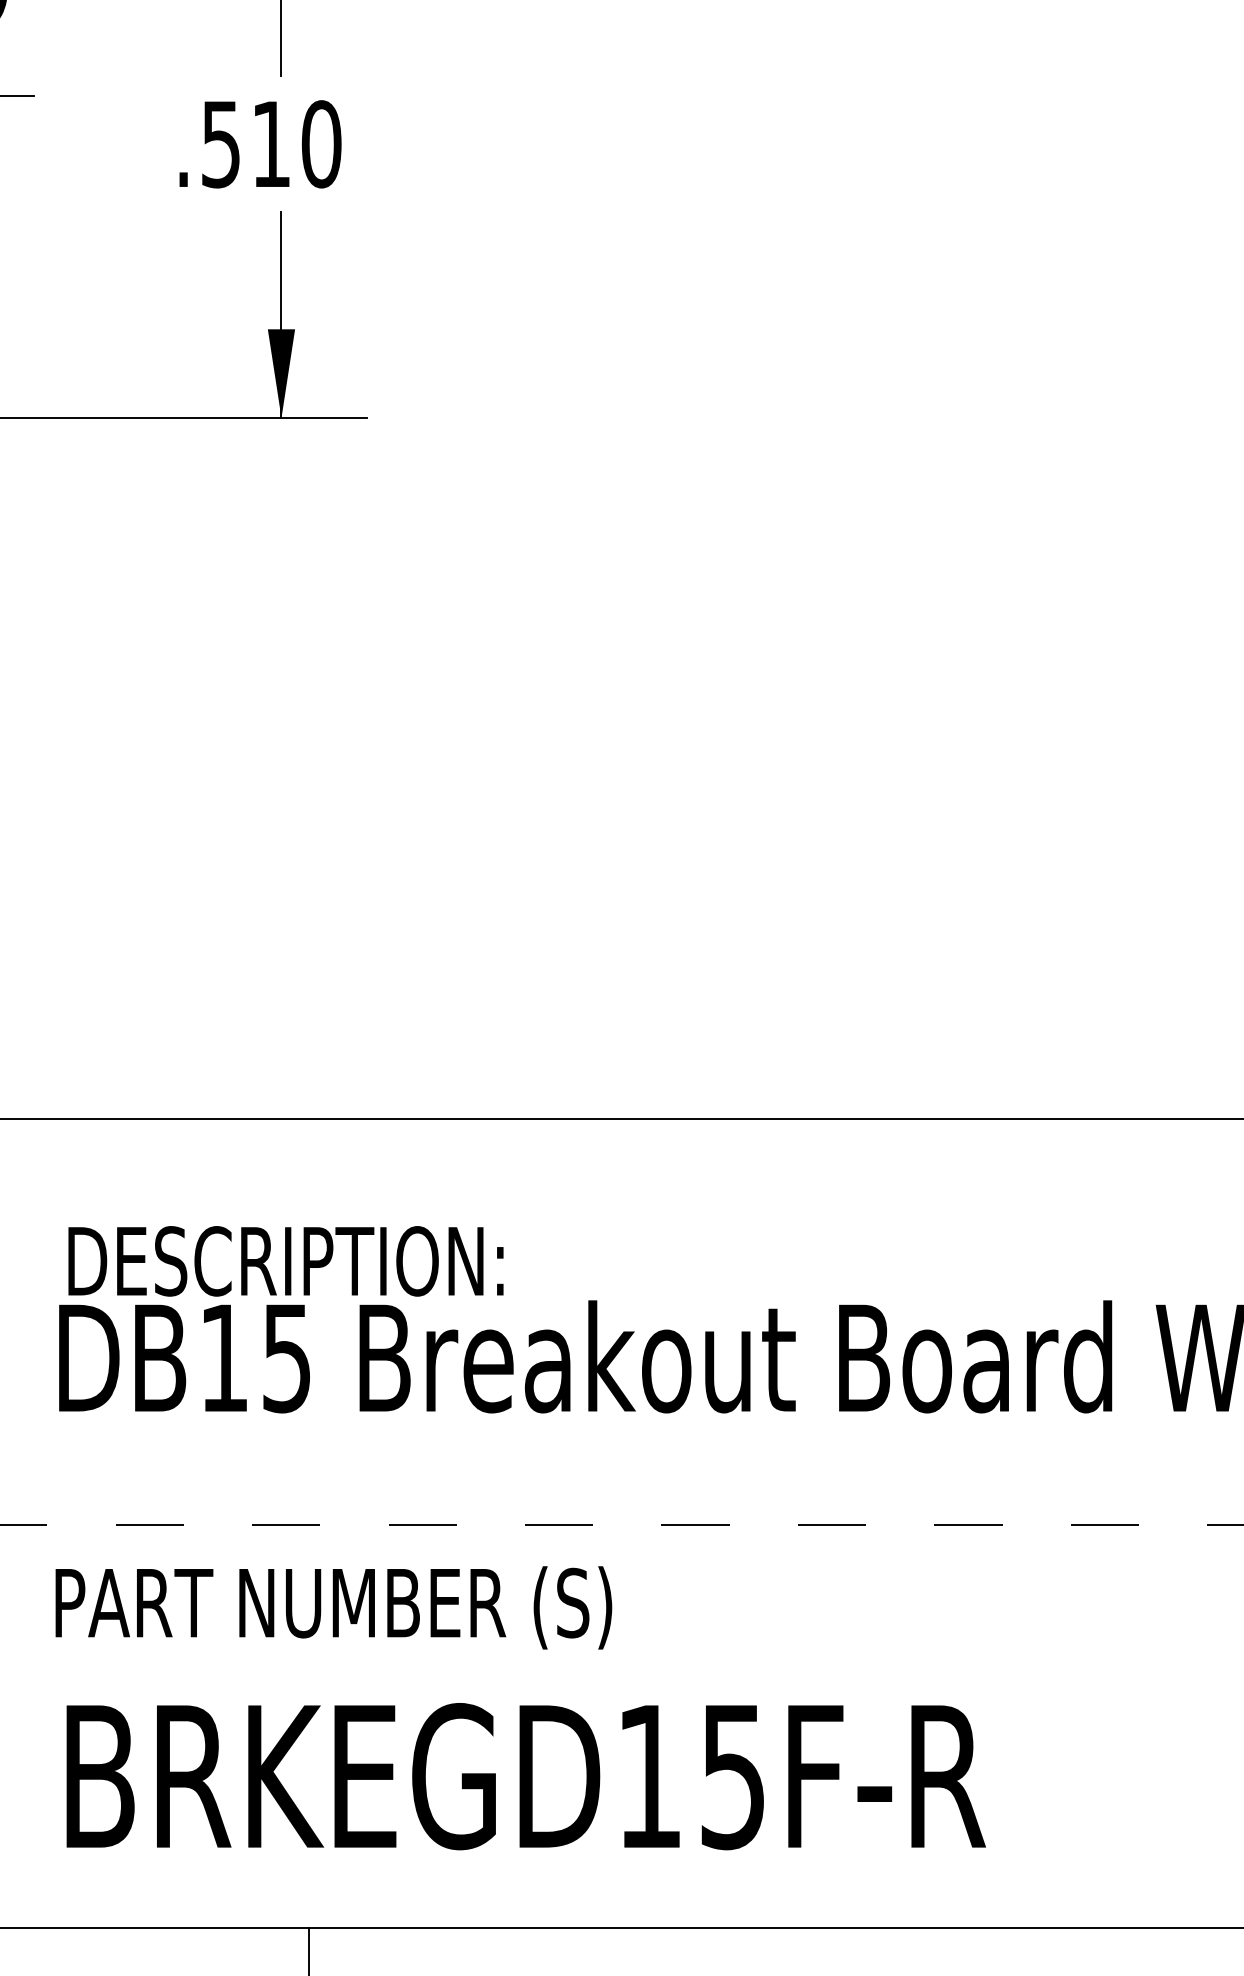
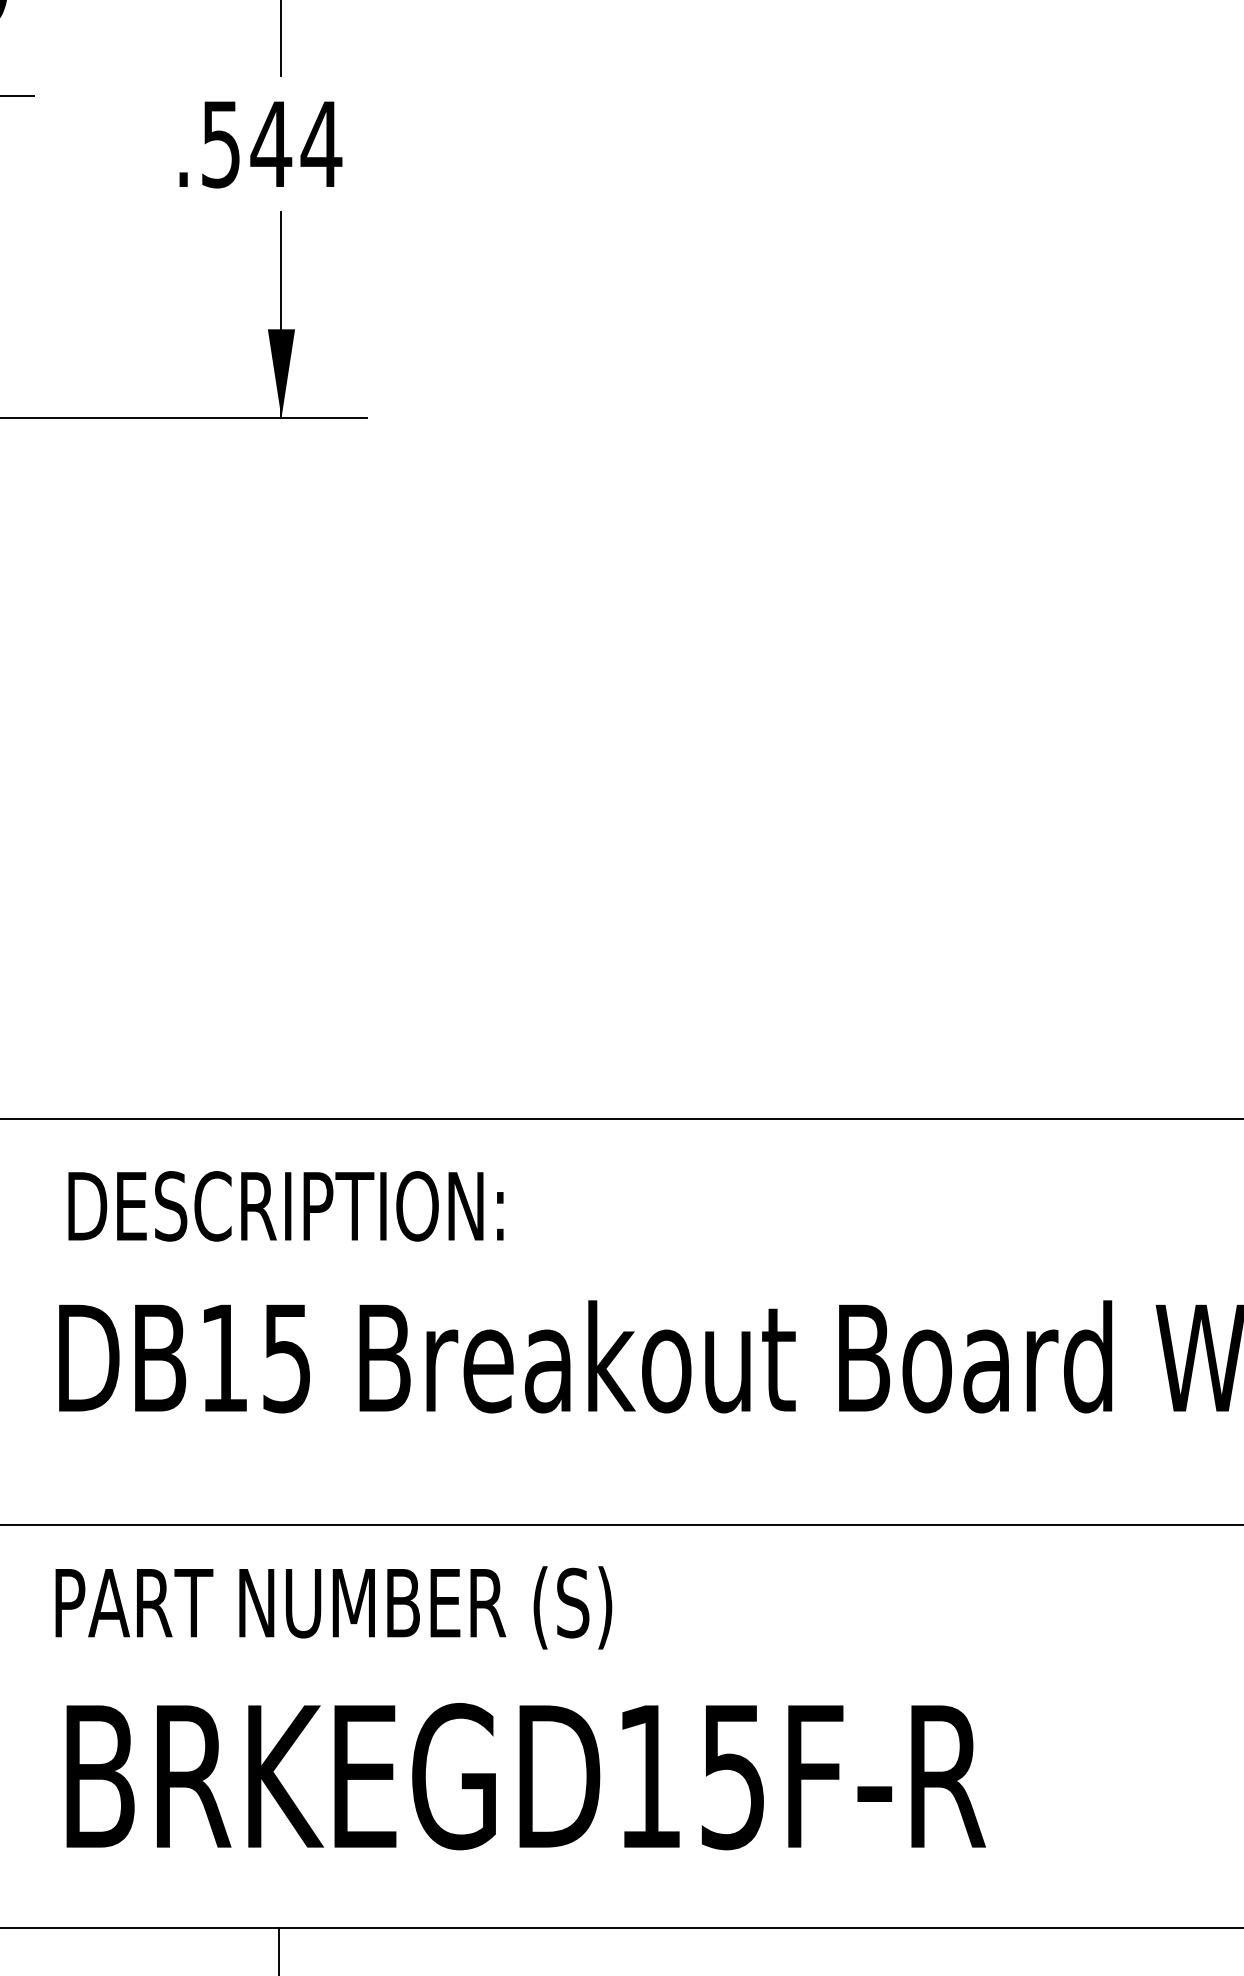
text: .510 -> .544 (296, 144)
text position: (285, 1261) -> (285, 1206) (285, 1206)
line: dashed -> solid (621, 1524)
line position: (308, 1950) -> (278, 1950) (278, 1950)
